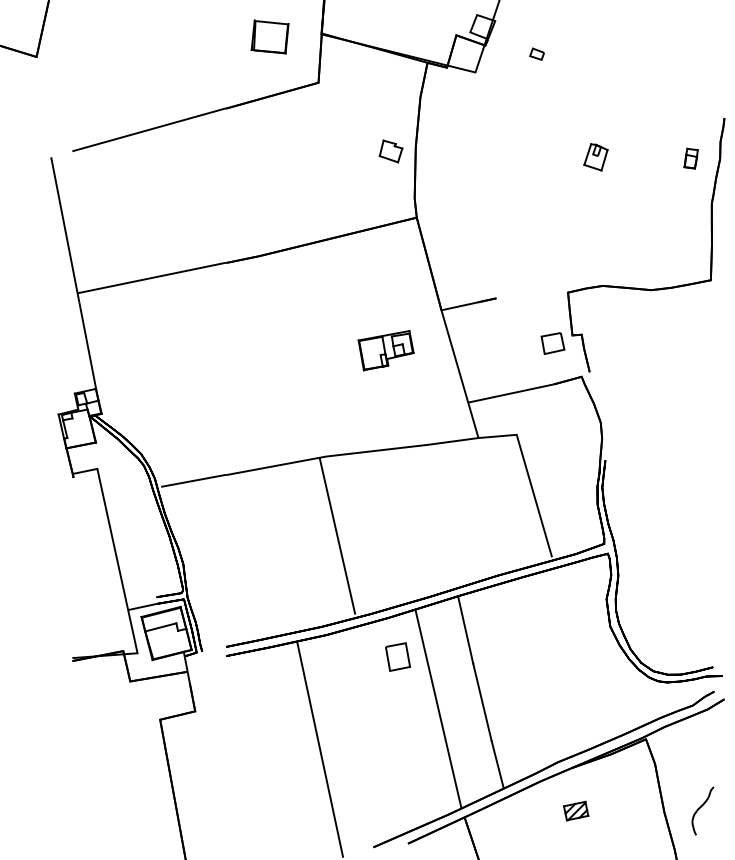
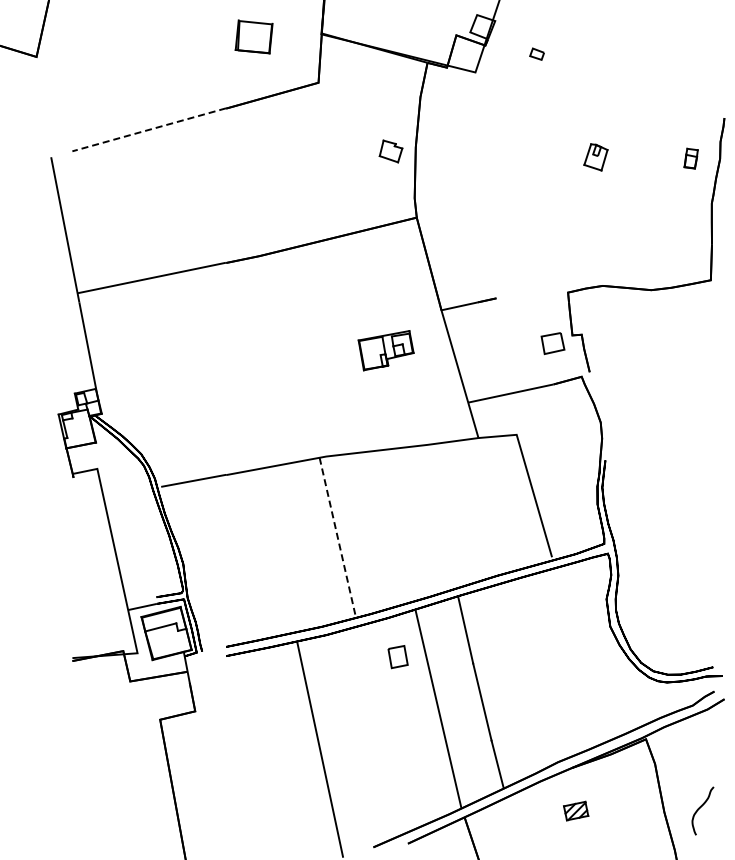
part position: (269, 36) -> (253, 36) (253, 36)
line: solid -> dashed (149, 129)
line: solid -> dashed (337, 536)
part size: 27x30 px -> 22x25 px (397, 657)
